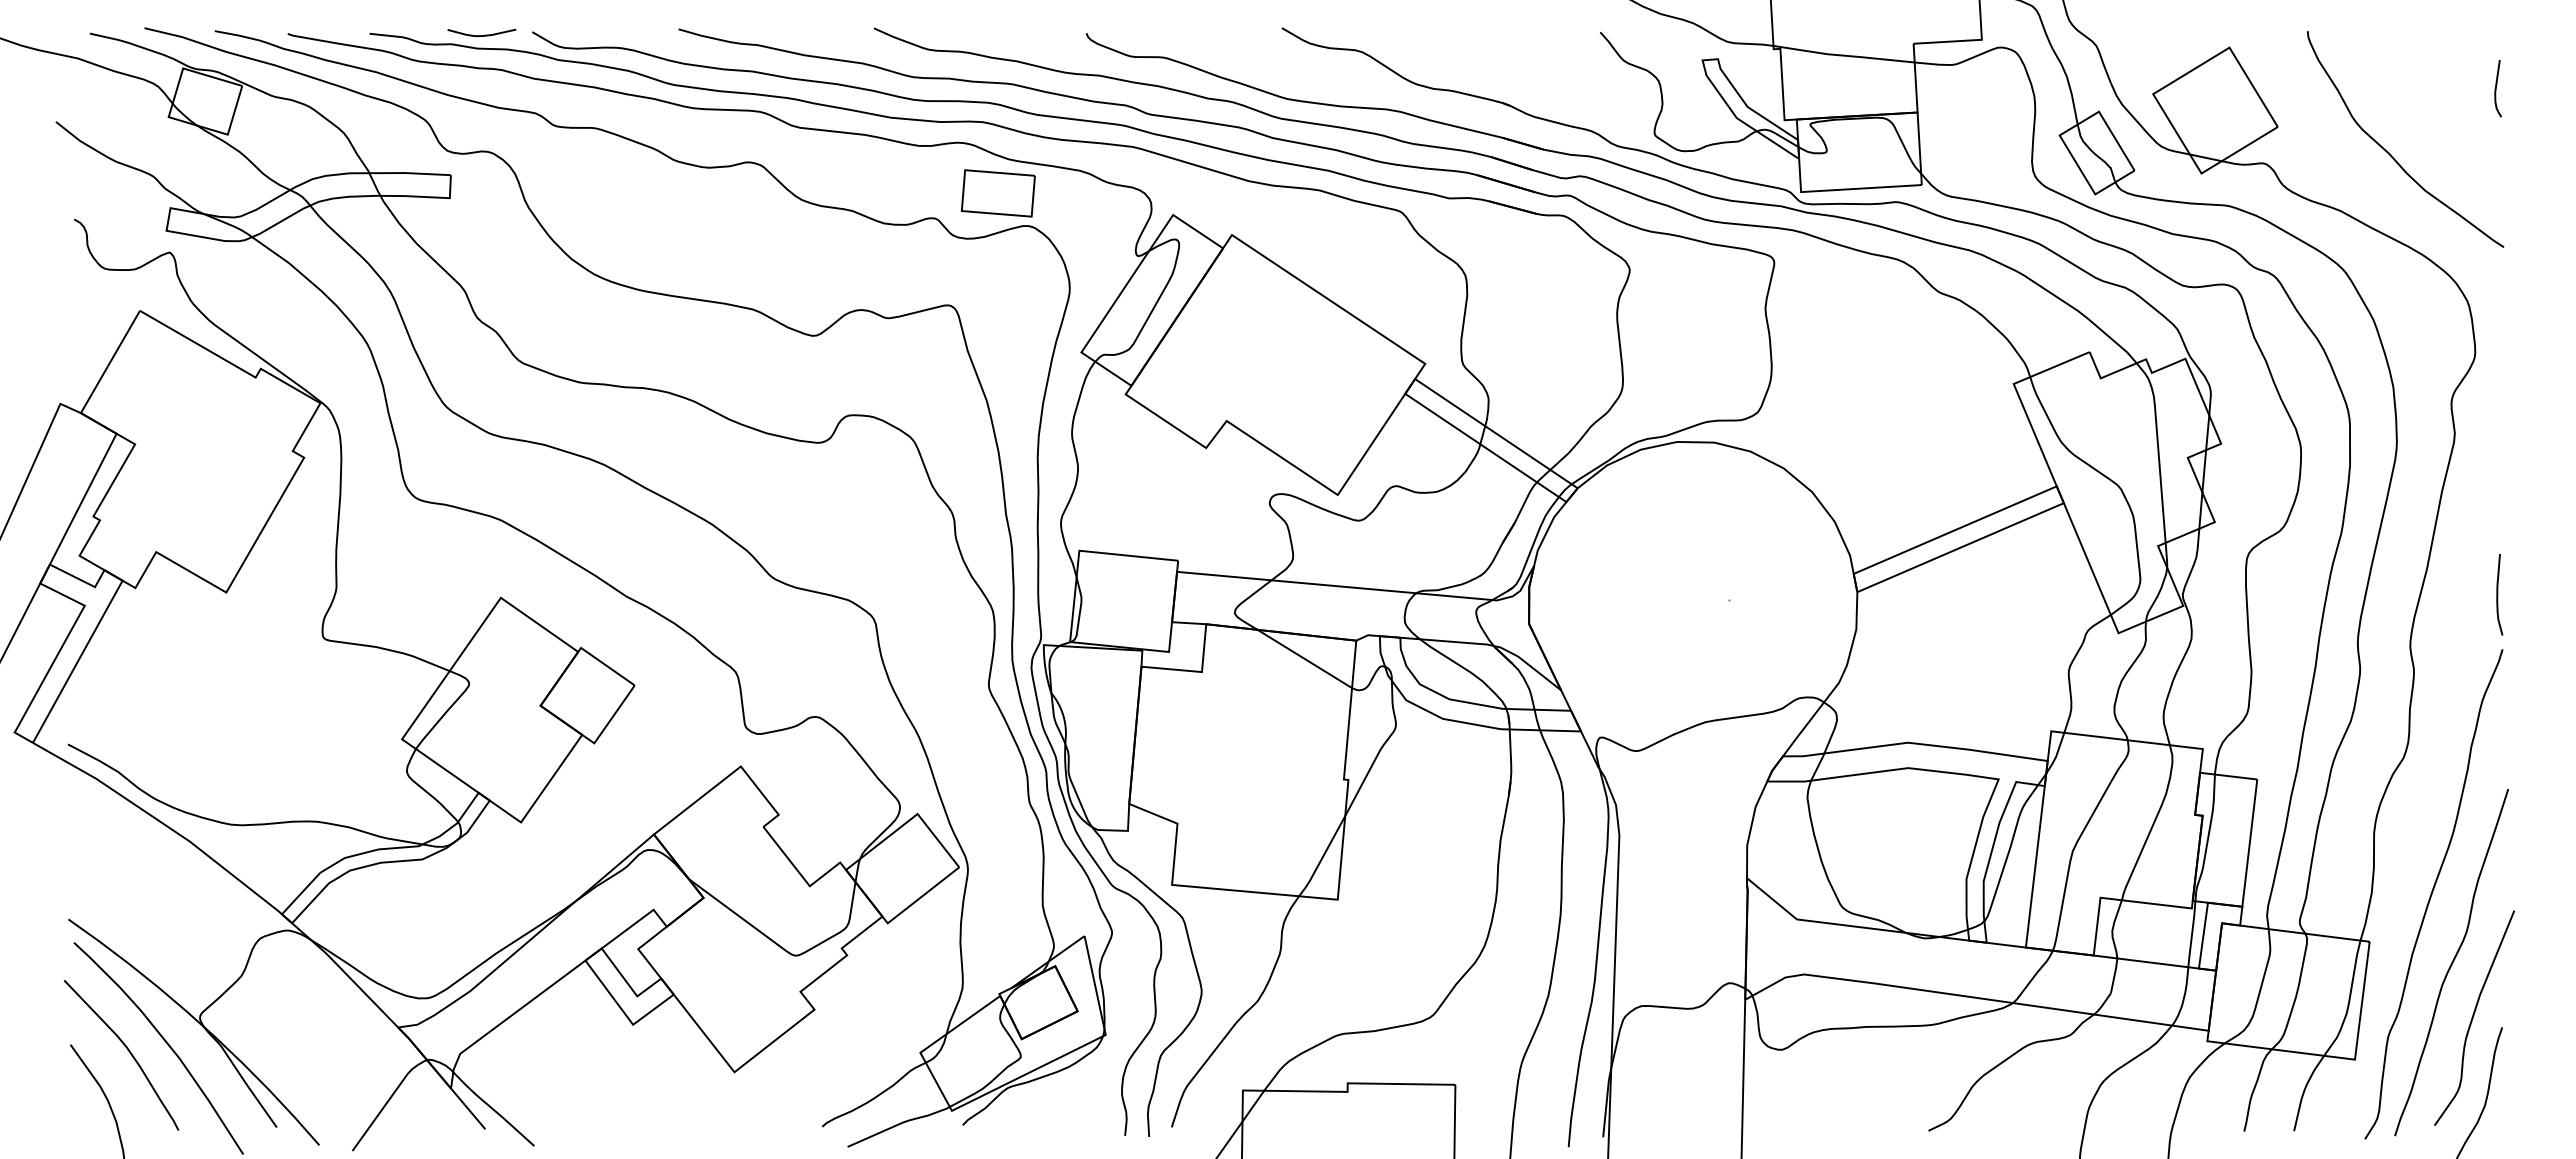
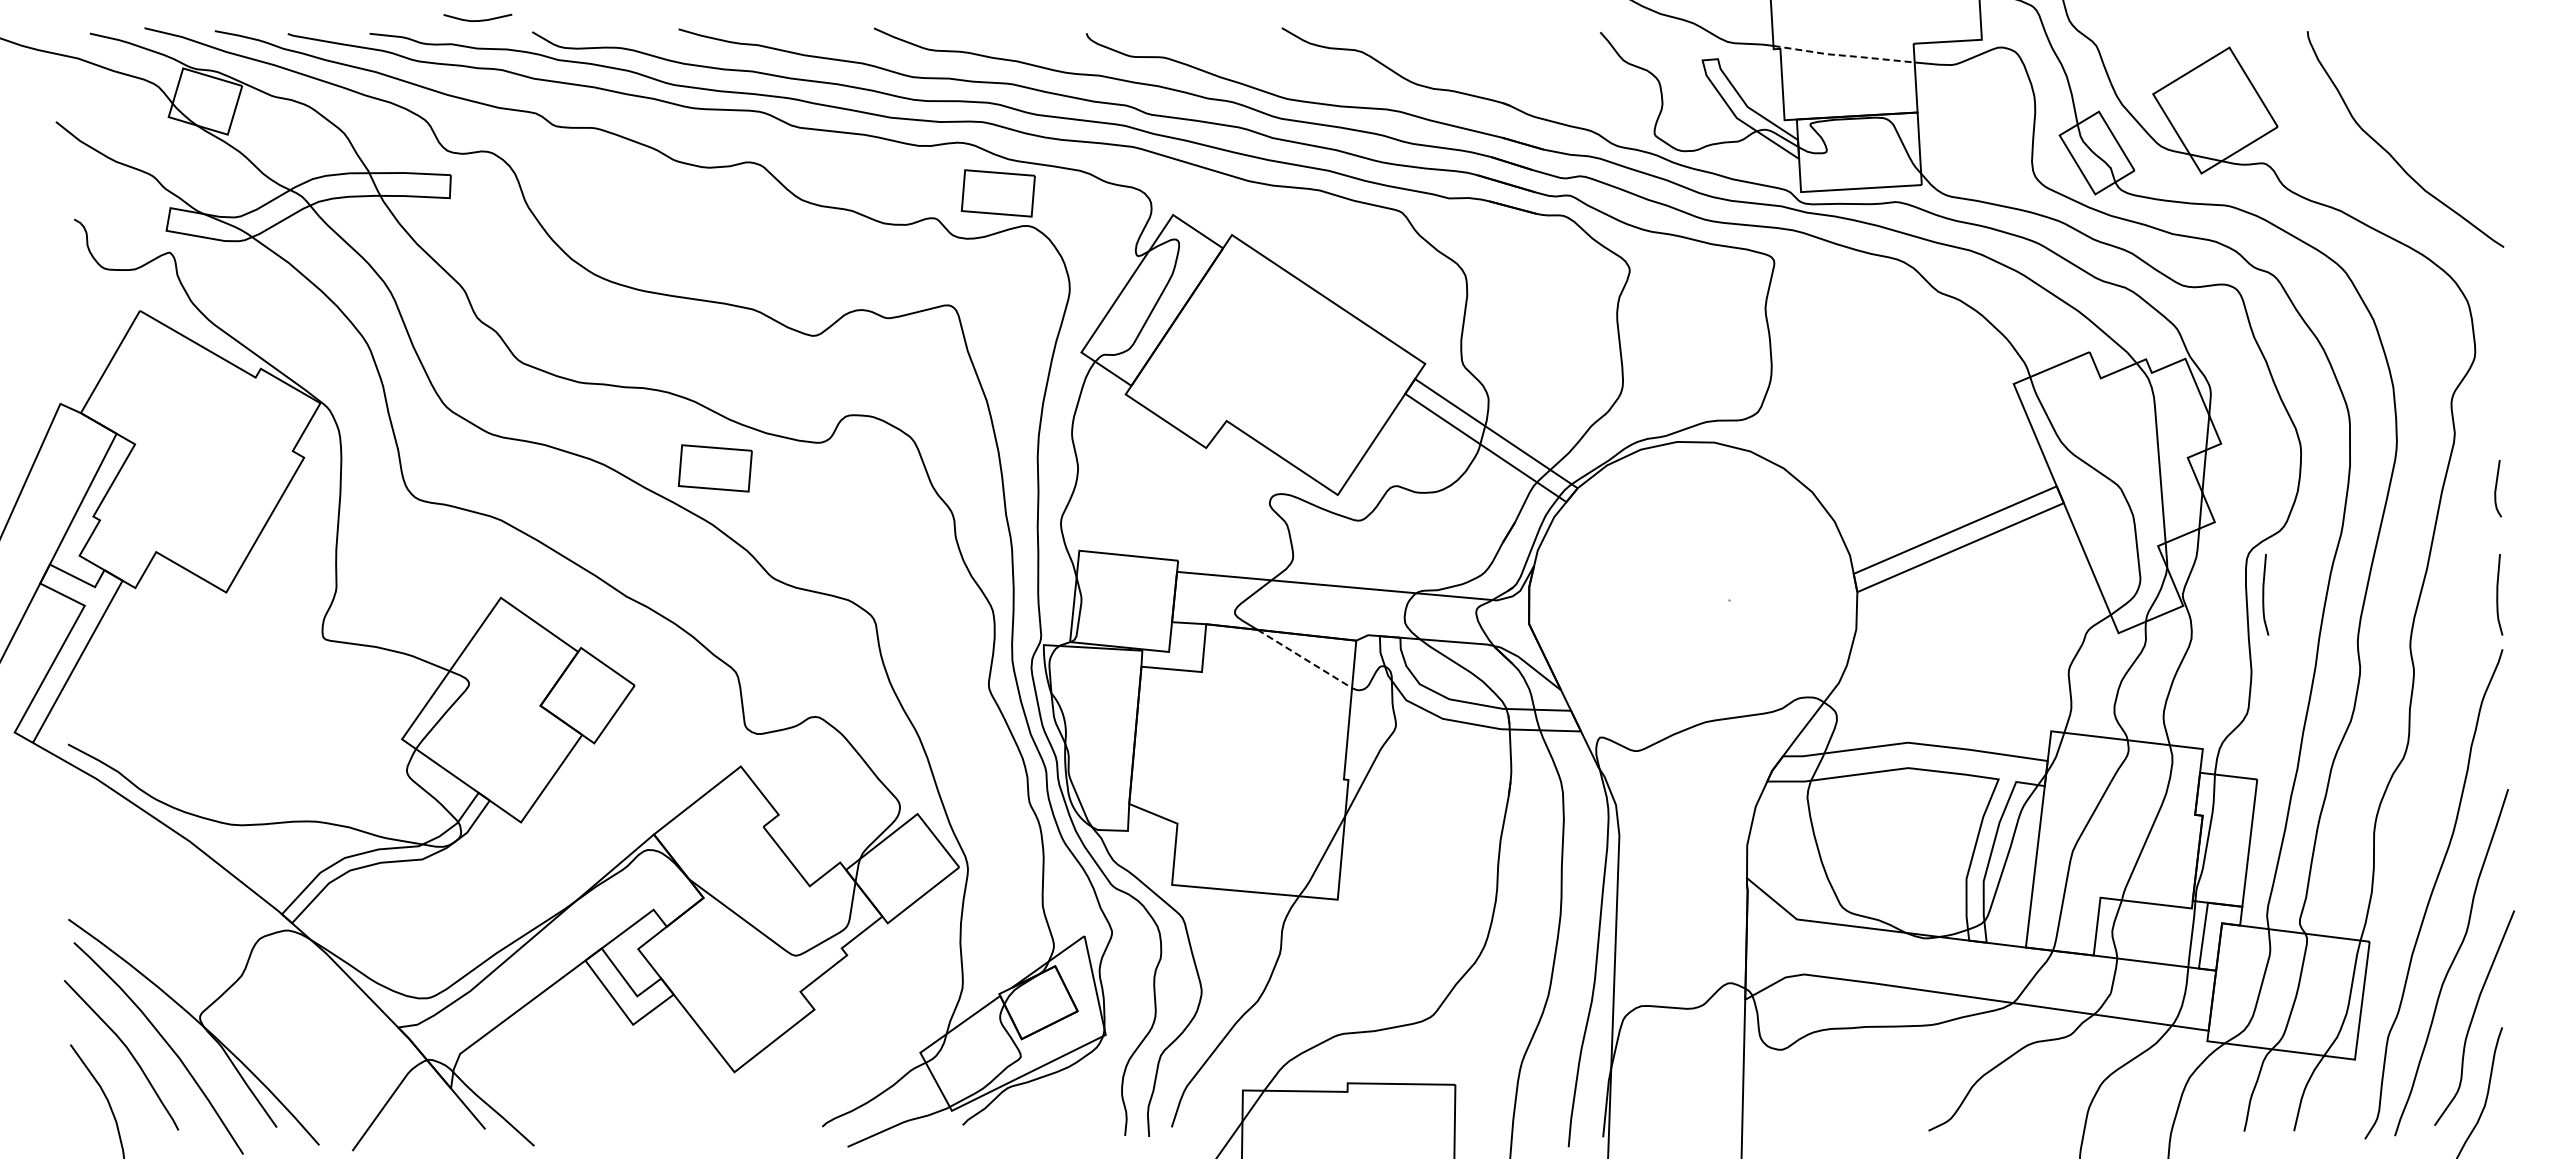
curve position: (481, 35) -> (477, 20) (477, 20)
line: solid -> dashed (1844, 55)
curve position: (2496, 88) -> (2496, 488) (2496, 488)
part: none -> present (714, 468)
curve: none -> present (2264, 594)
line: solid -> dashed (1305, 659)
